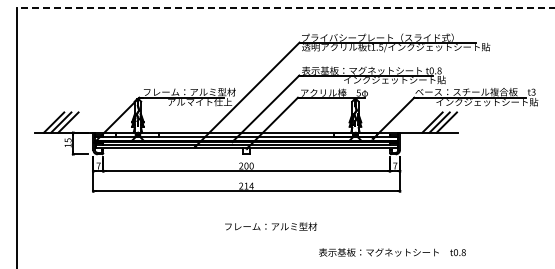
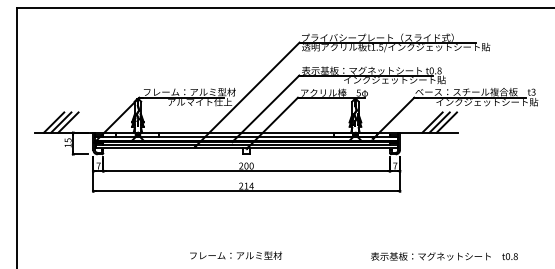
line: dashed -> solid (285, 8)
text position: (270, 226) -> (235, 255) (235, 255)
text position: (392, 252) -> (444, 256) (444, 256)
